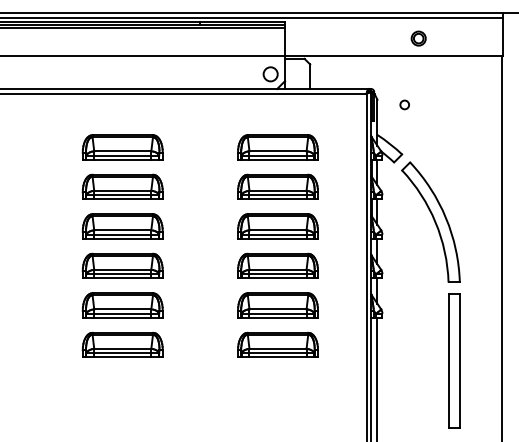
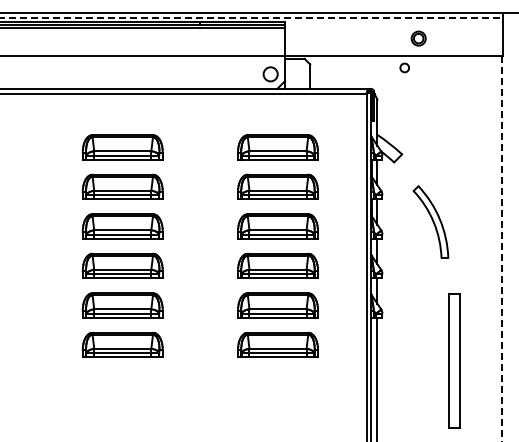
line: solid -> dashed (252, 17)
circle position: (404, 104) -> (404, 67) (404, 67)
part size: 60x122 px -> 38x74 px (430, 221)
line: solid -> dashed (502, 248)
